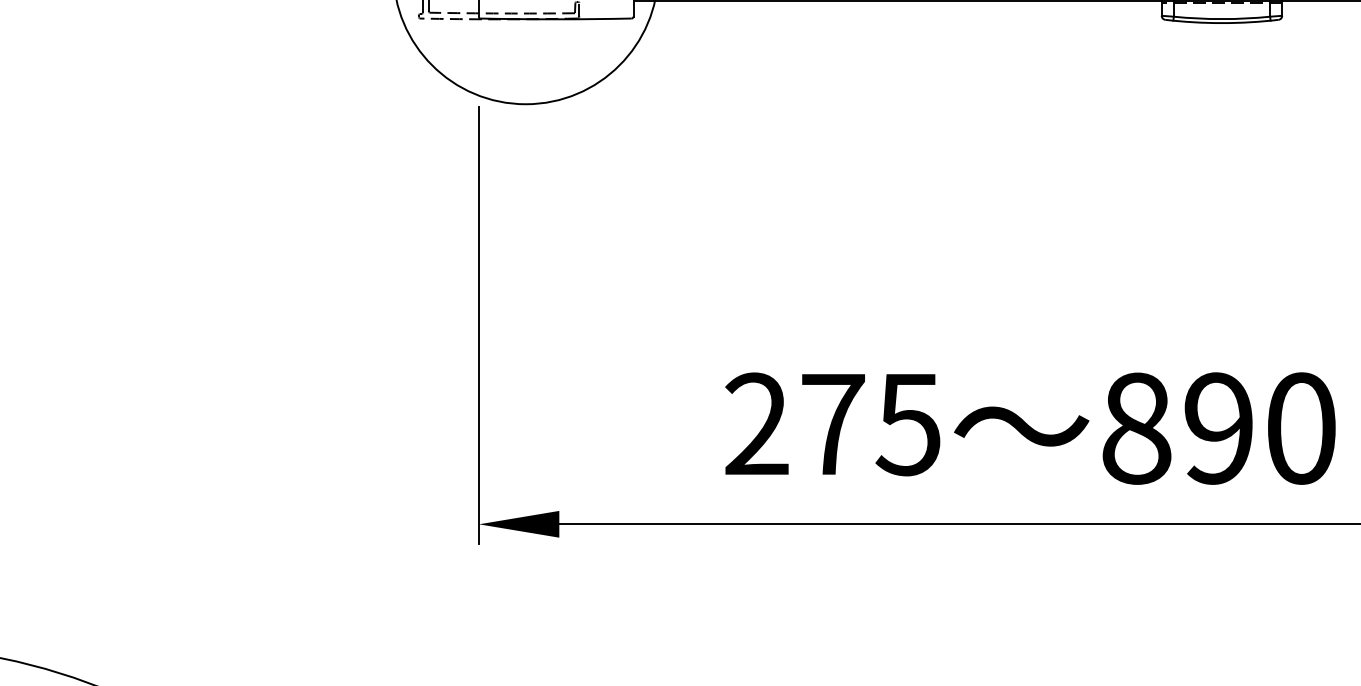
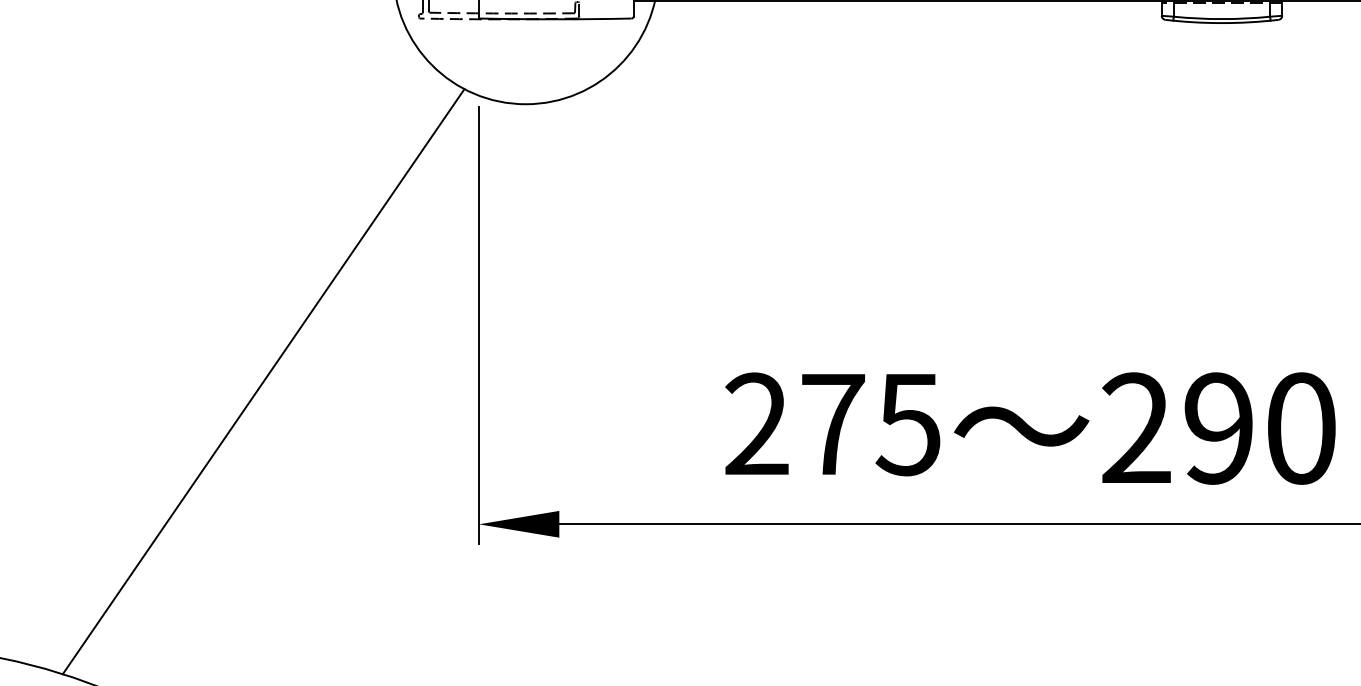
line: none -> present (263, 381)
text: 890 -> 290 (1136, 428)
